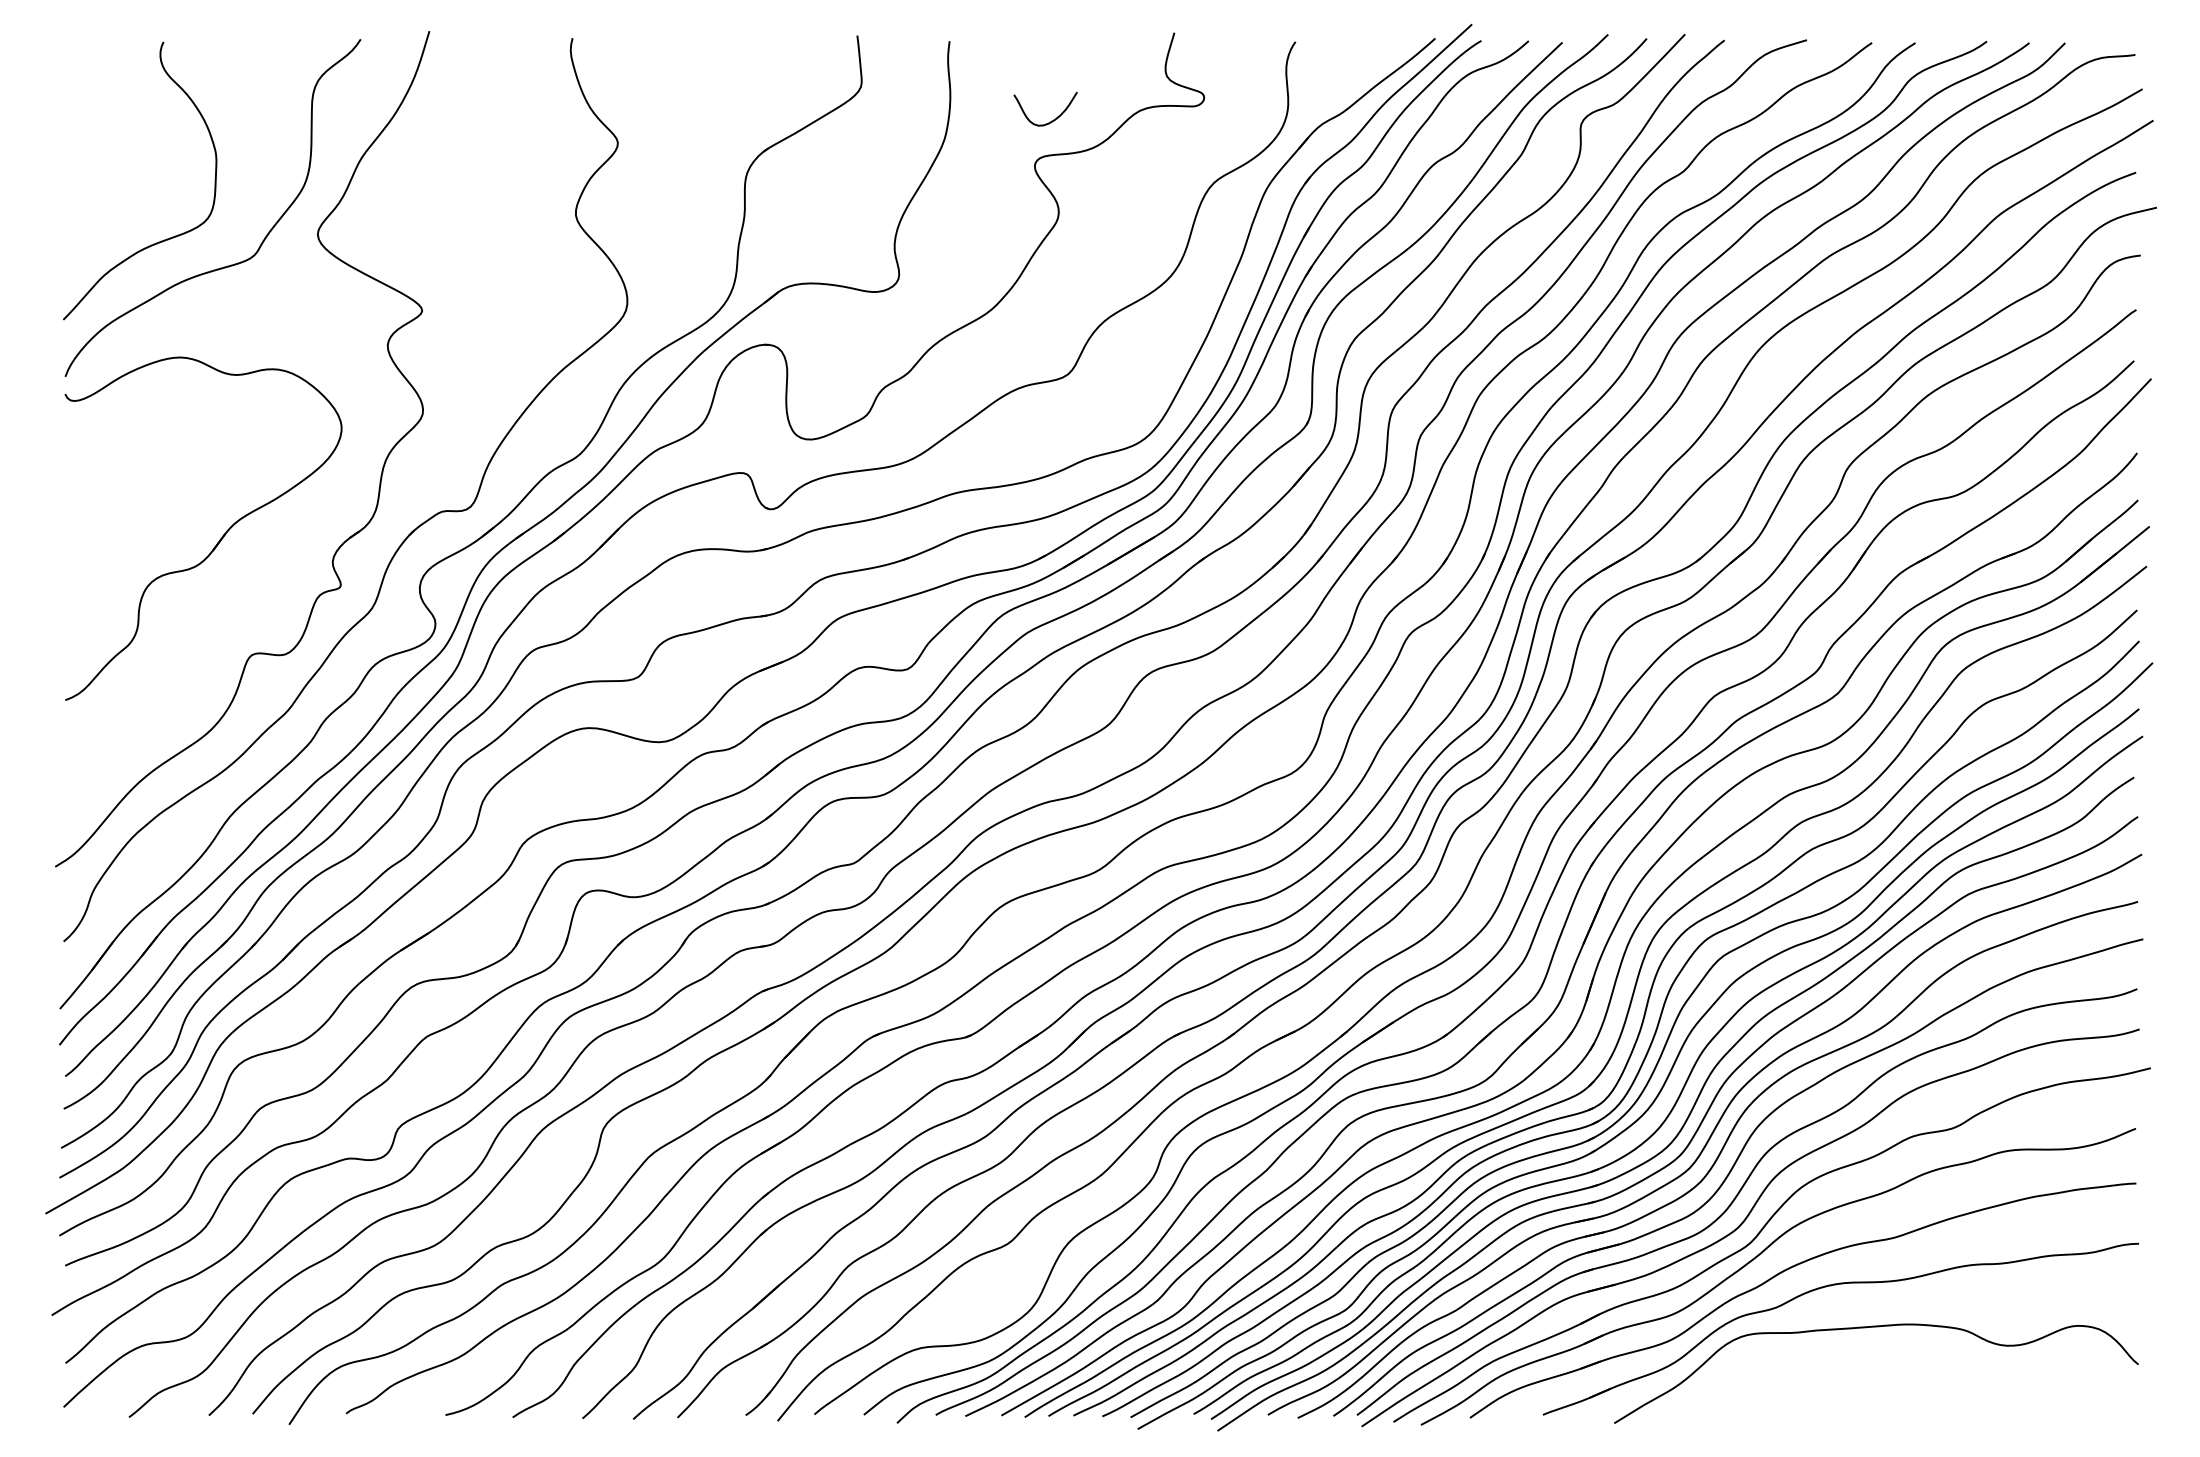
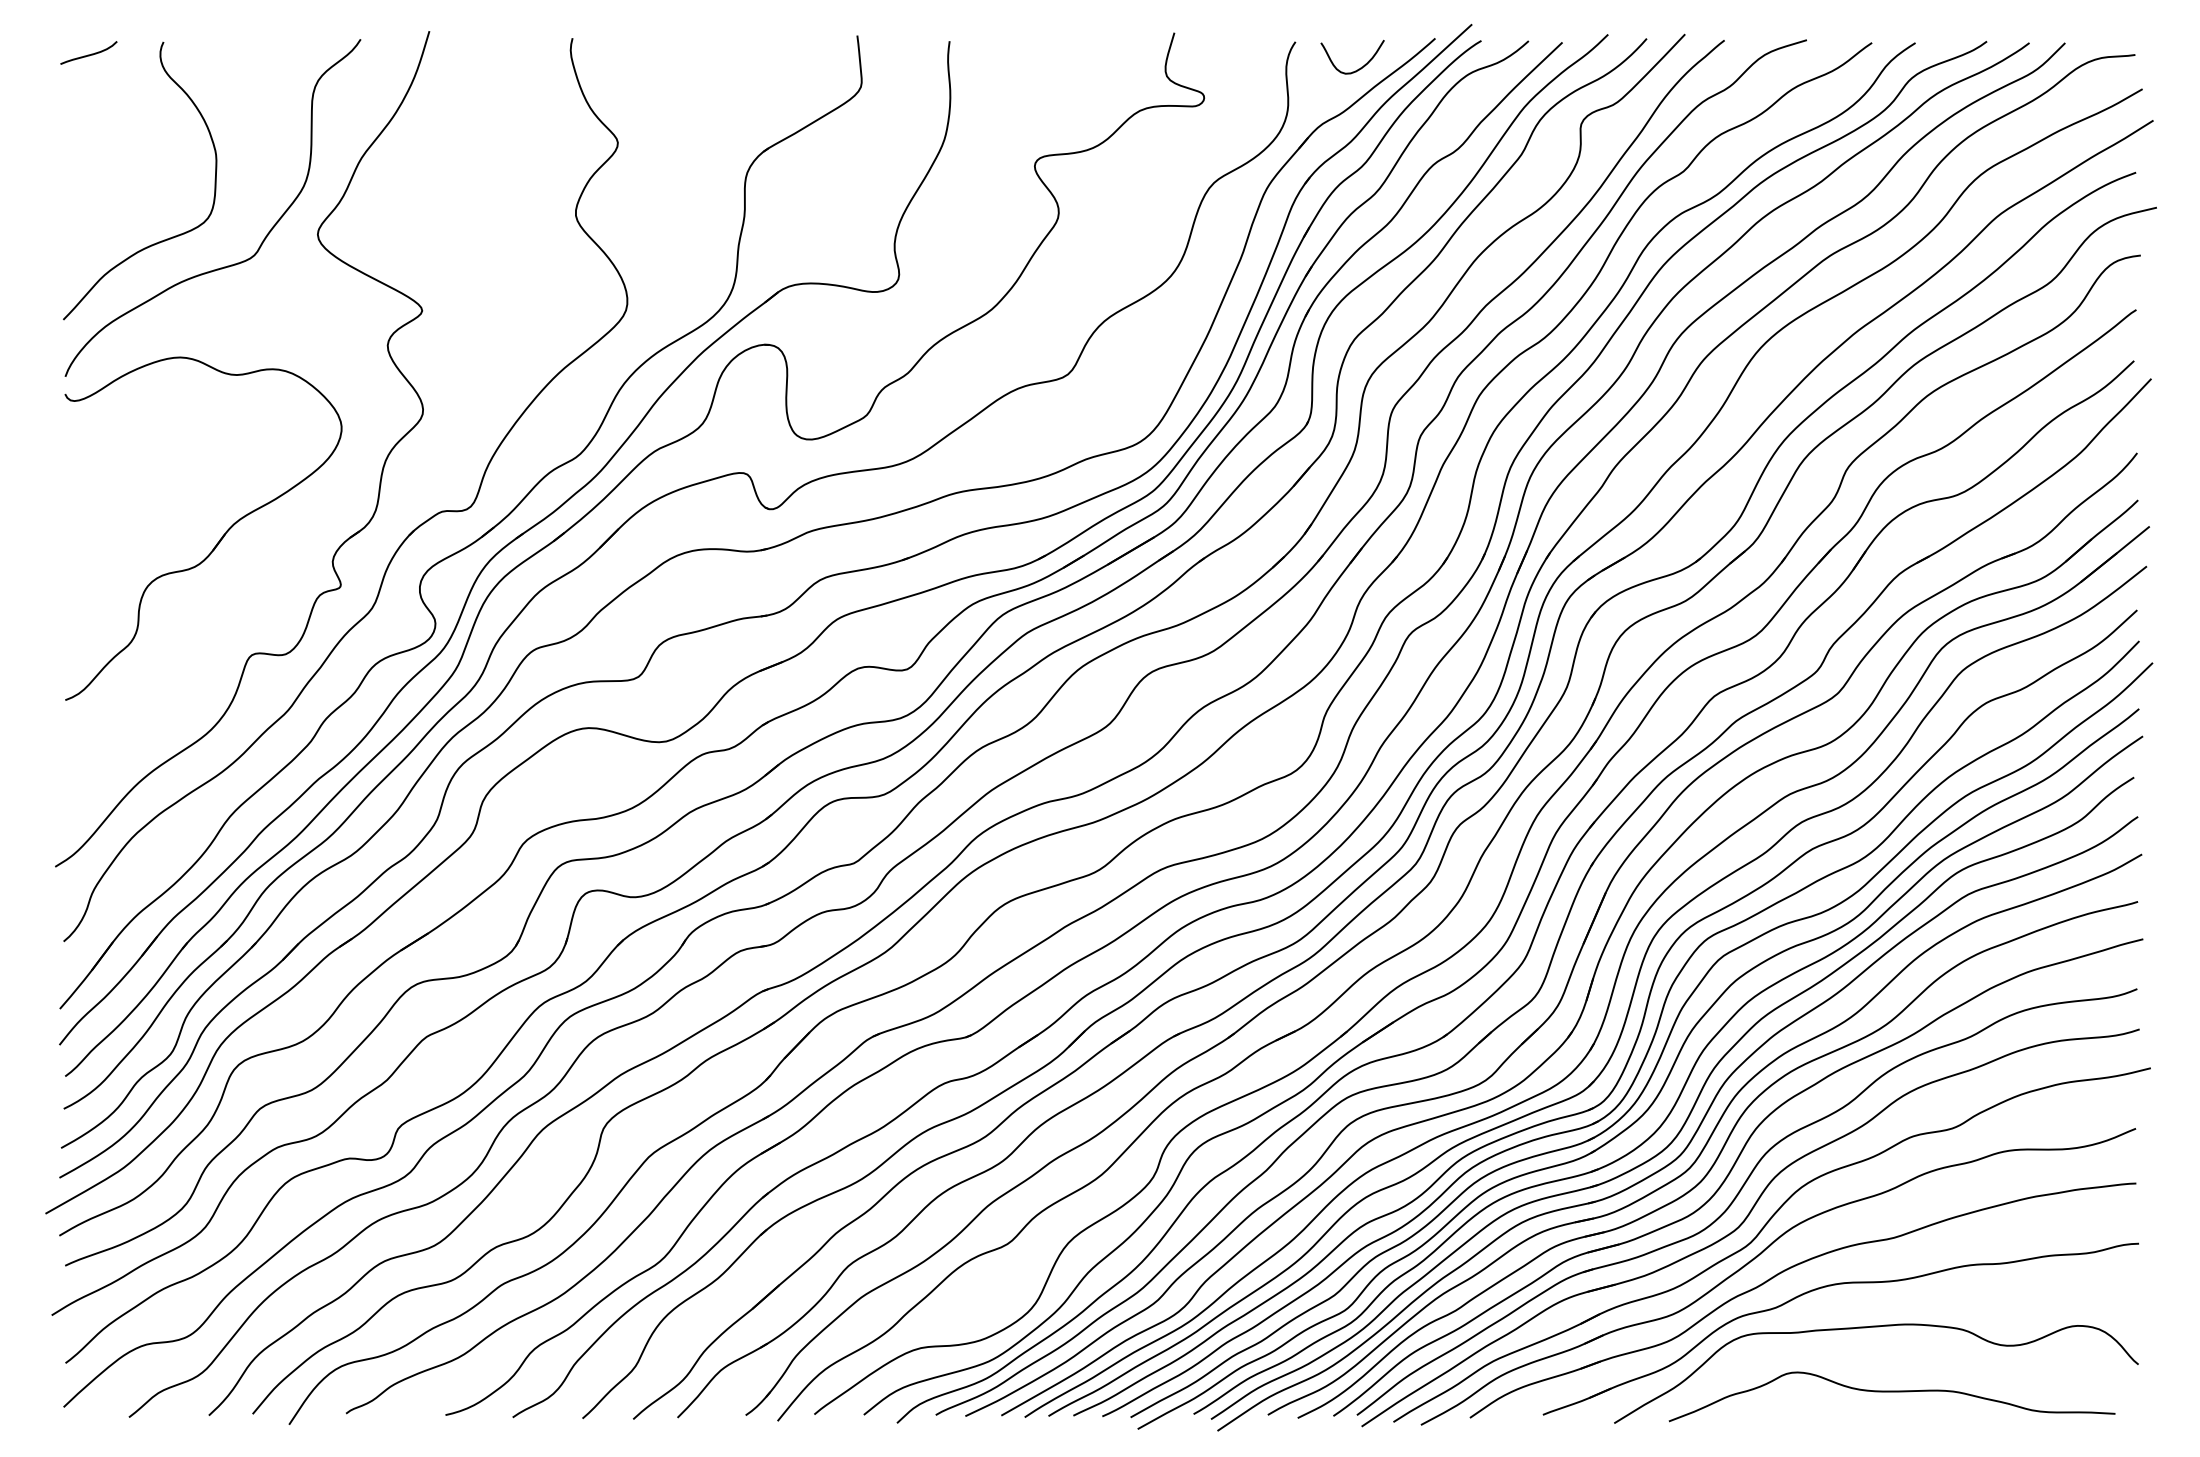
curve: none -> present (88, 54)
curve position: (1051, 120) -> (1358, 68) (1358, 68)
curve: none -> present (1891, 1392)
